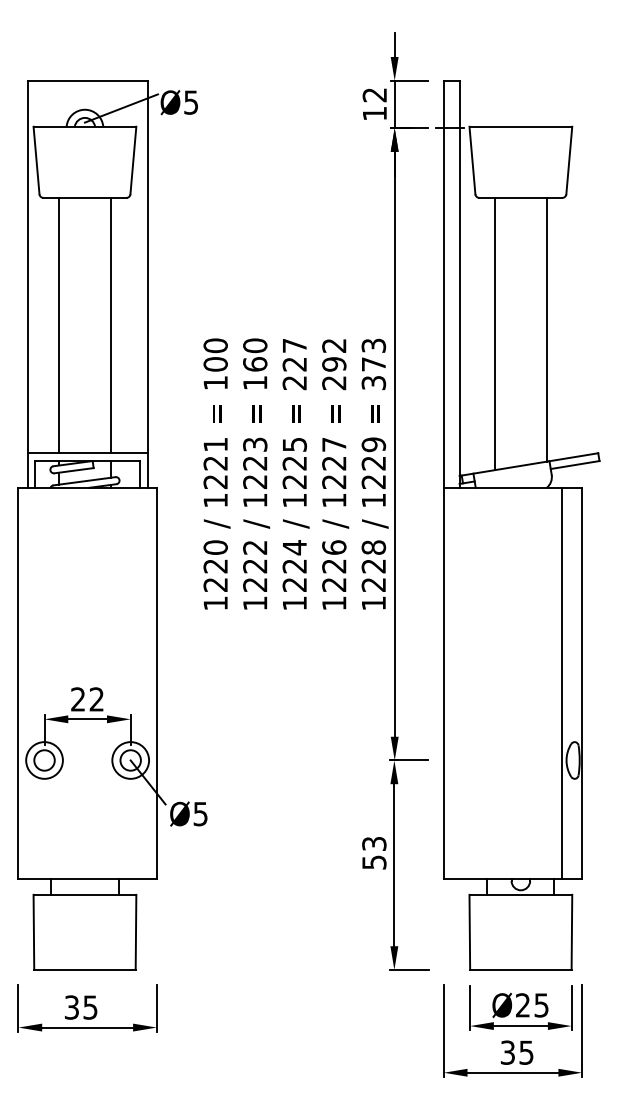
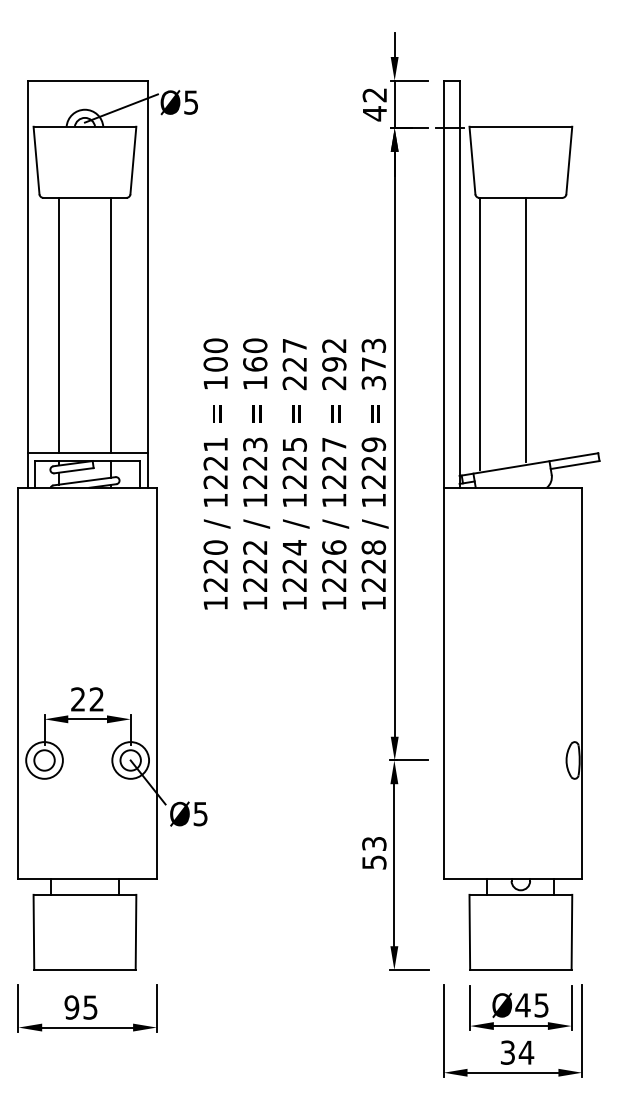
text: 12 -> 42 (374, 113)
line position: (546, 329) -> (525, 329) (525, 329)
line position: (495, 333) -> (480, 333) (480, 333)
line: present -> none (562, 683)
text: Ø25 -> Ø45 (522, 1005)
text: 35 -> 95 (71, 1007)
text: 35 -> 34 (526, 1052)
